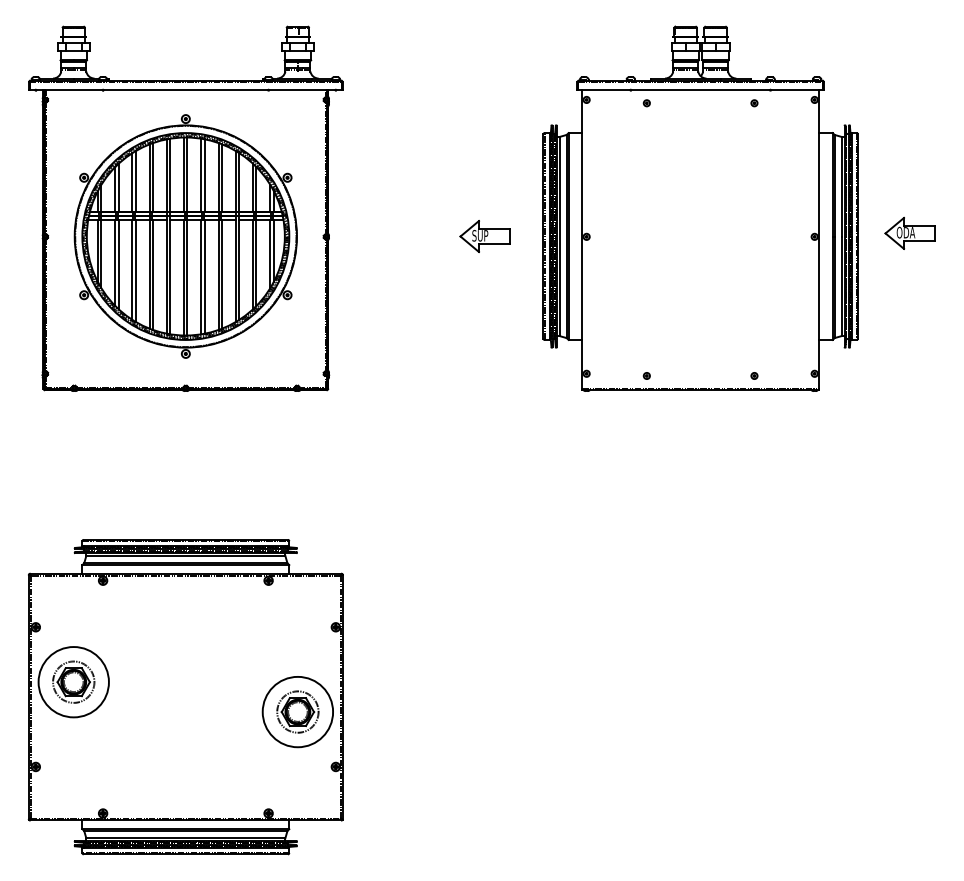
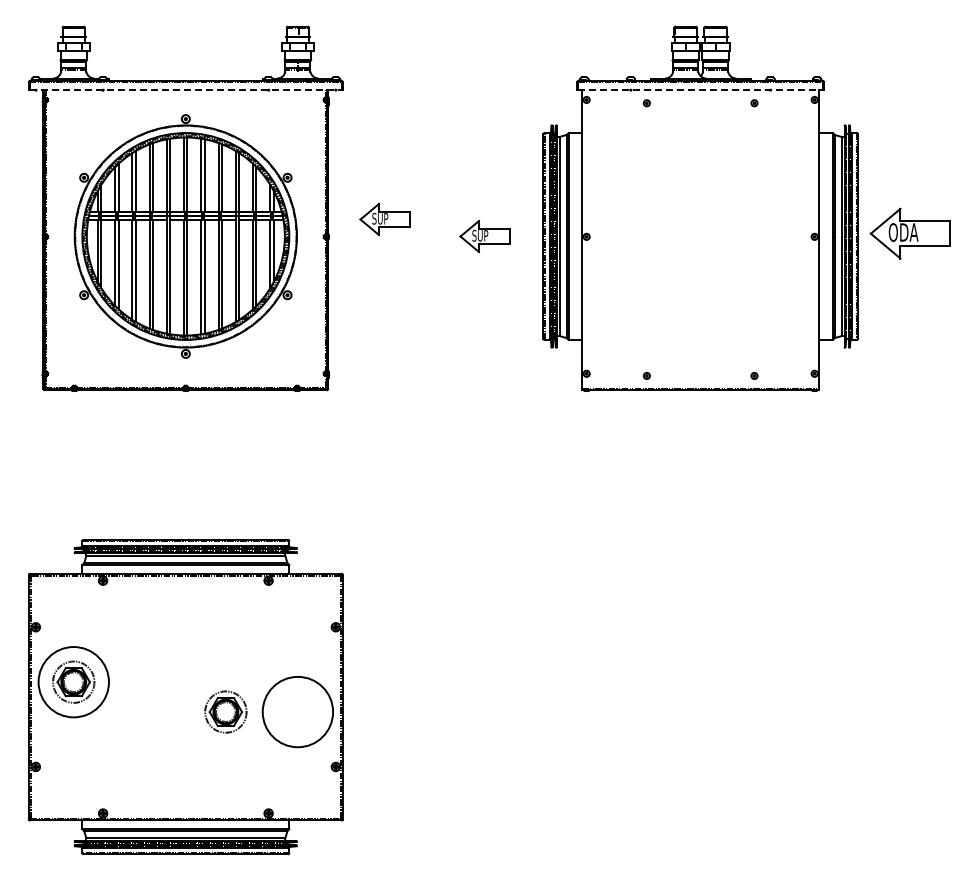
line: solid -> dashed (186, 89)
line: solid -> dashed (701, 89)
part: none -> present (384, 219)
part size: 52x34 px -> 82x53 px (909, 233)
part position: (297, 711) -> (225, 711) (225, 711)
